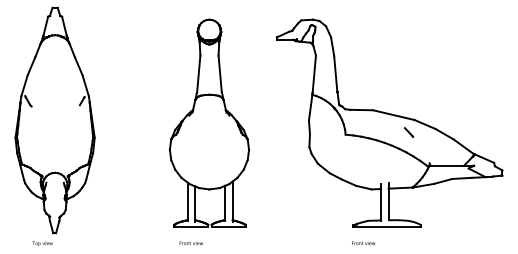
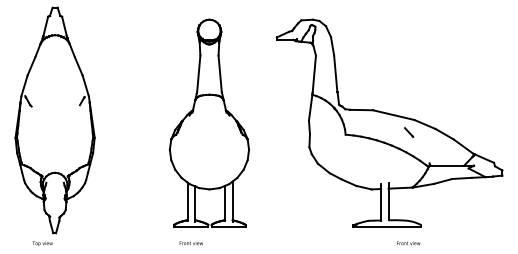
text position: (363, 243) -> (408, 243) (408, 243)
